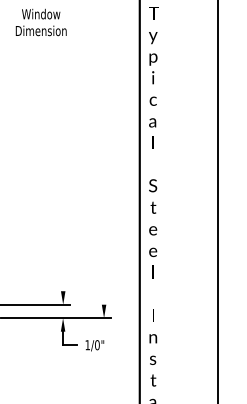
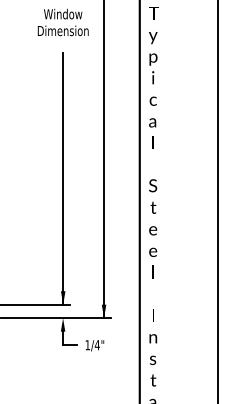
text position: (40, 22) -> (62, 22) (62, 22)
line: none -> present (104, 160)
line: none -> present (63, 178)
text: 1/0" -> 1/4" (96, 345)
